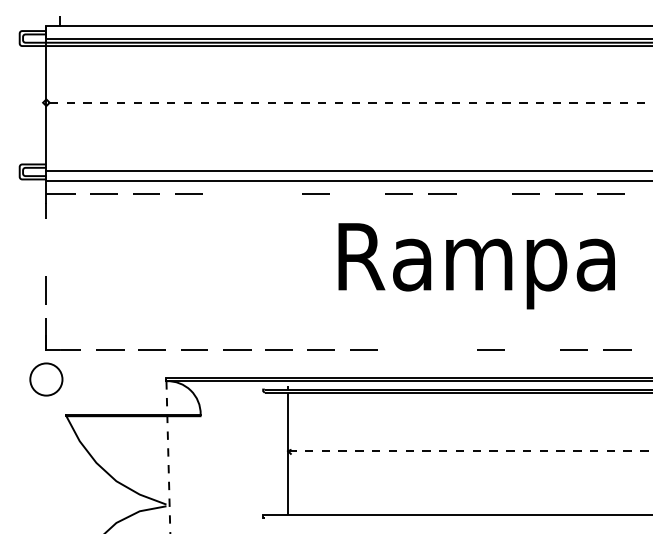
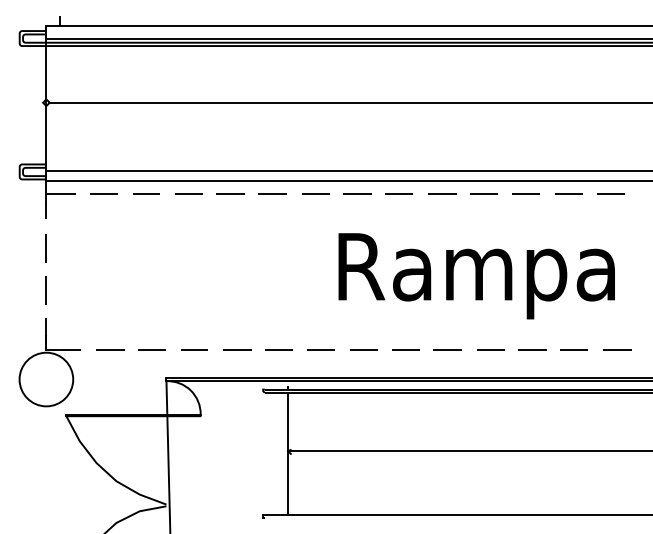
line: dashed -> solid (351, 102)
line: none -> present (230, 193)
line: none -> present (272, 193)
line: none -> present (357, 193)
line: none -> present (483, 193)
line: none -> present (45, 248)
text position: (476, 266) -> (476, 276) (476, 276)
line: none -> present (405, 349)
line: none -> present (447, 349)
line: none -> present (532, 349)
circle diameter: 32 px -> 54 px (46, 379)
line: dashed -> solid (471, 451)
line: dashed -> solid (168, 457)
